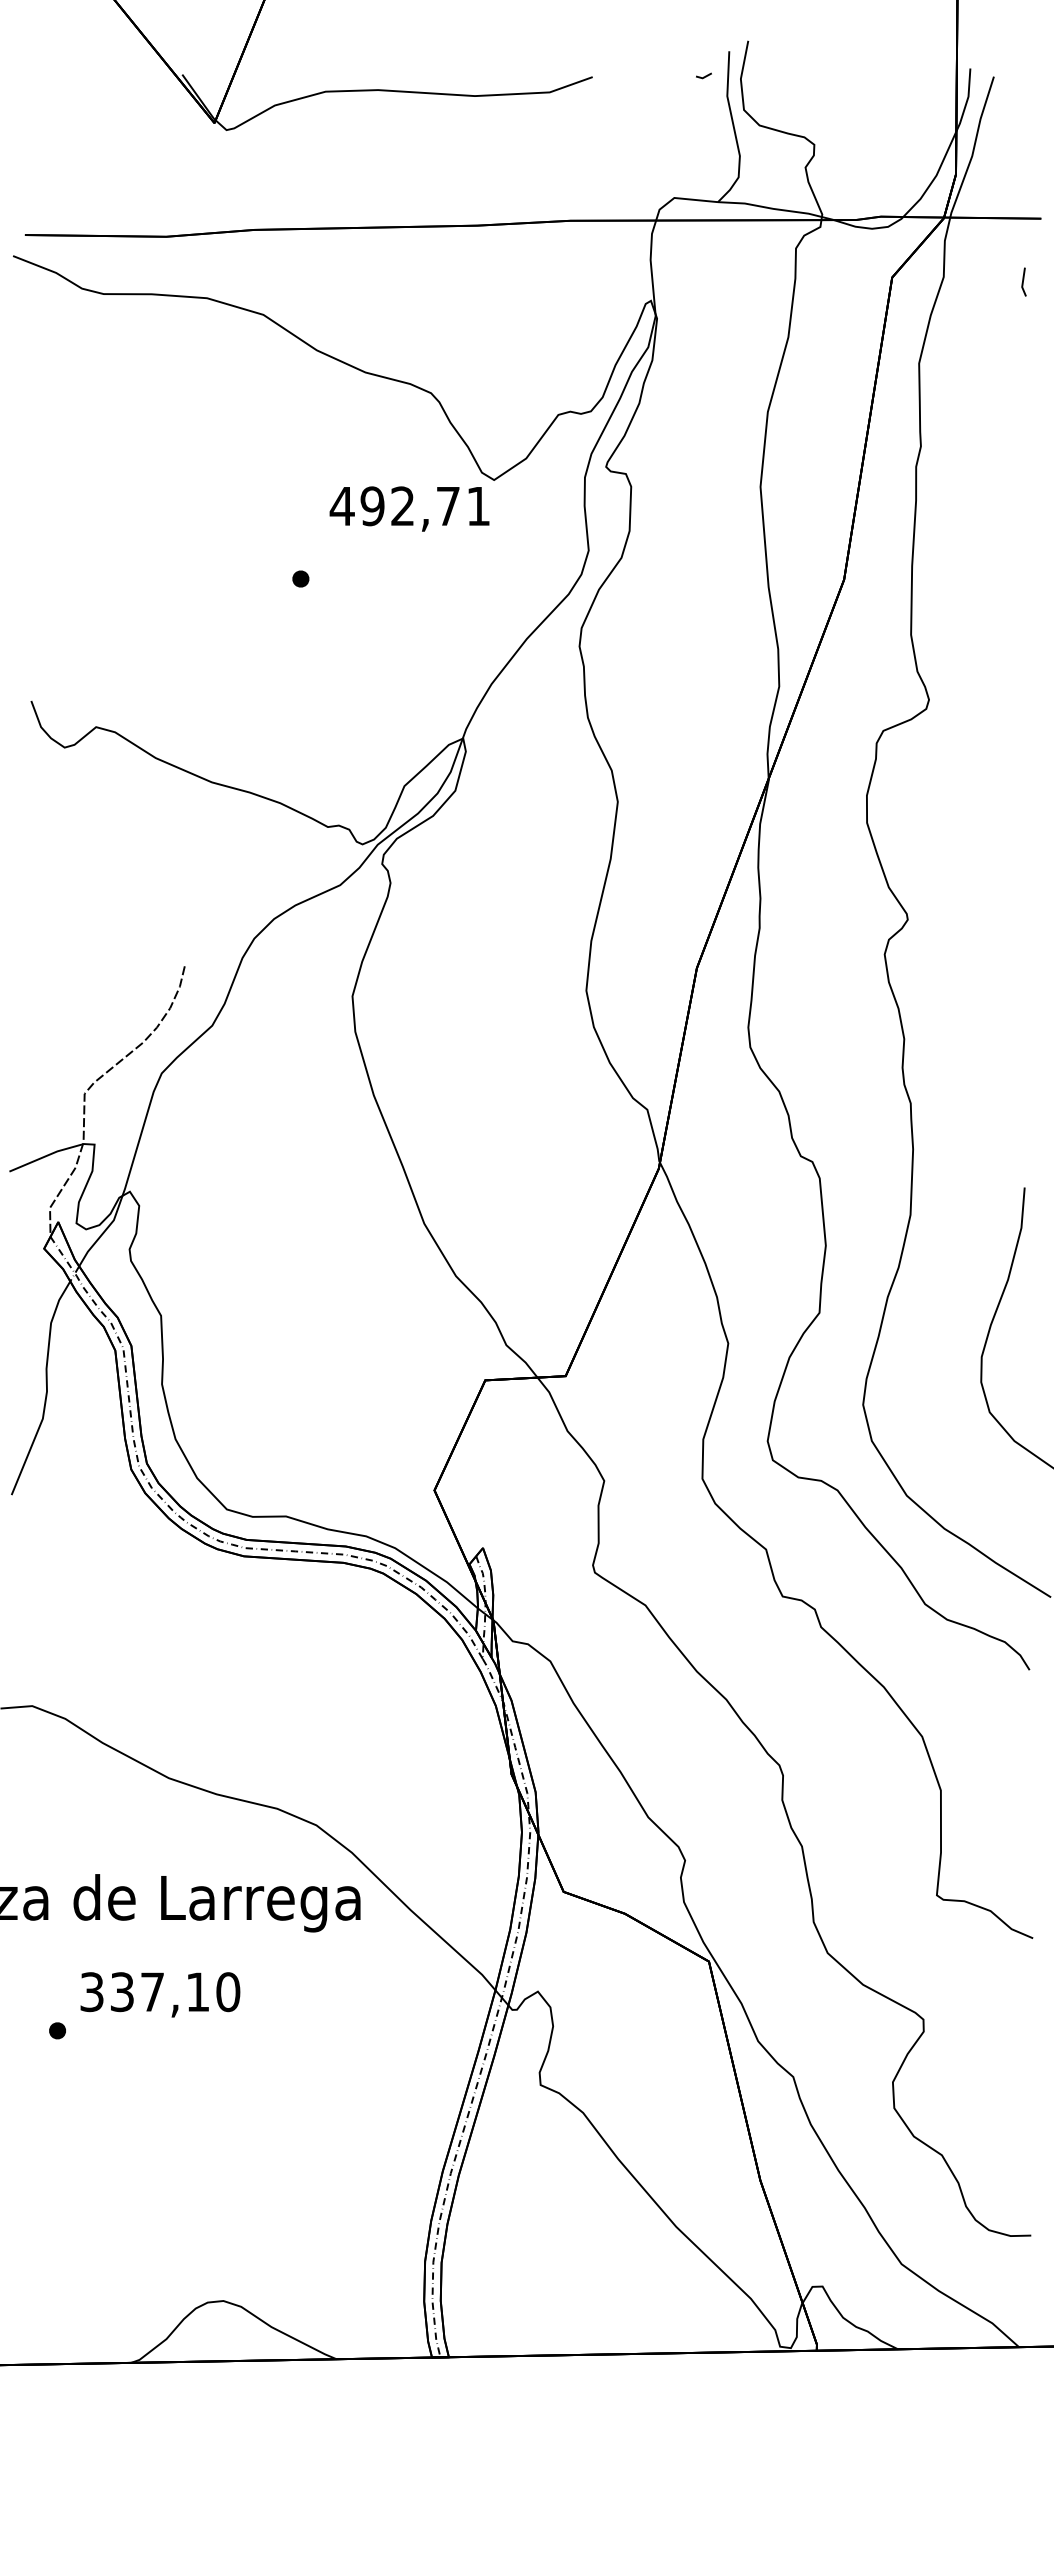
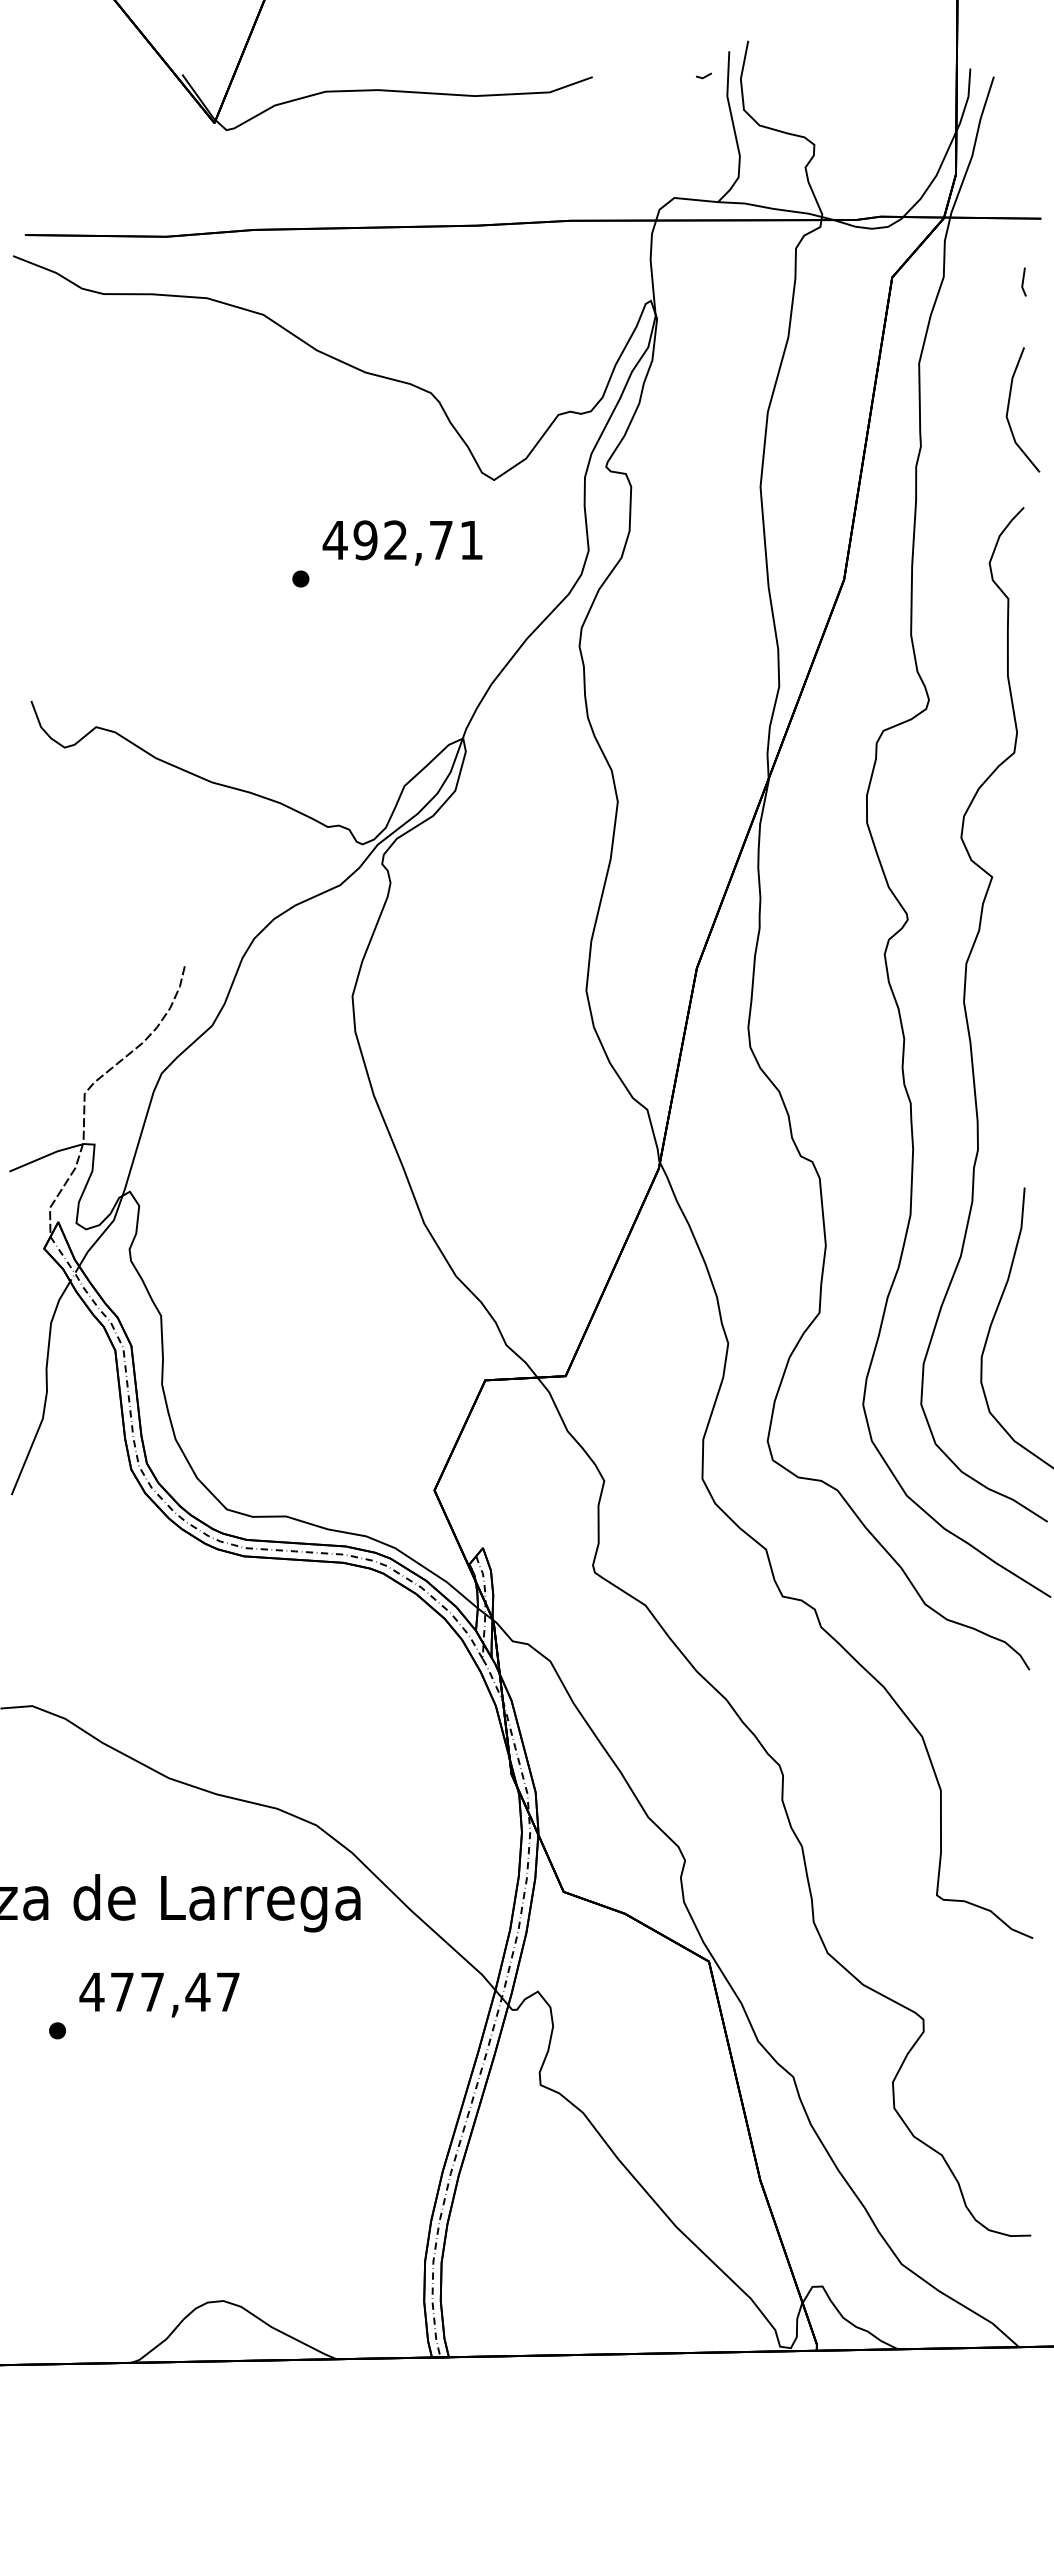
line: none -> present (1009, 406)
text position: (409, 508) -> (402, 542) (402, 542)
curve: none -> present (967, 1016)
text: 337,10 -> 477,47 (159, 1992)
